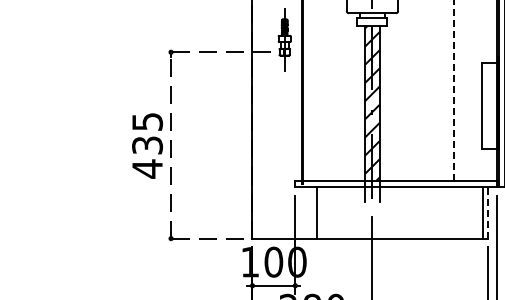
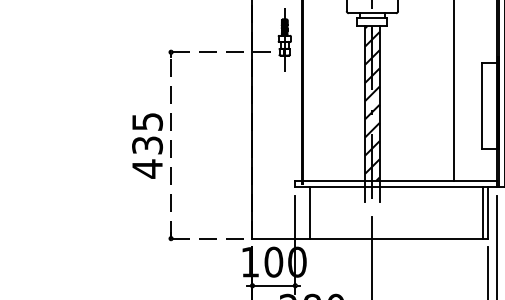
line: dashed -> solid (453, 89)
line position: (317, 212) -> (310, 212) (310, 212)
line: dashed -> solid (487, 212)
